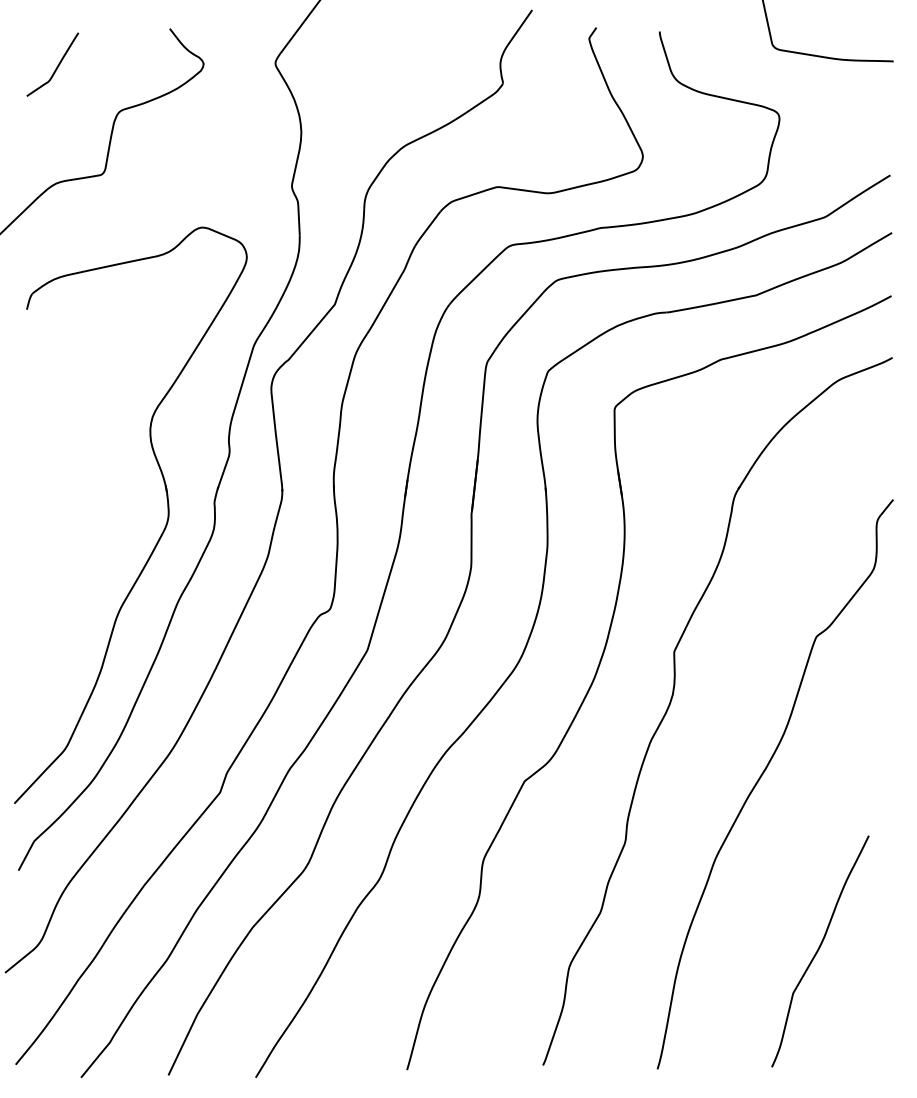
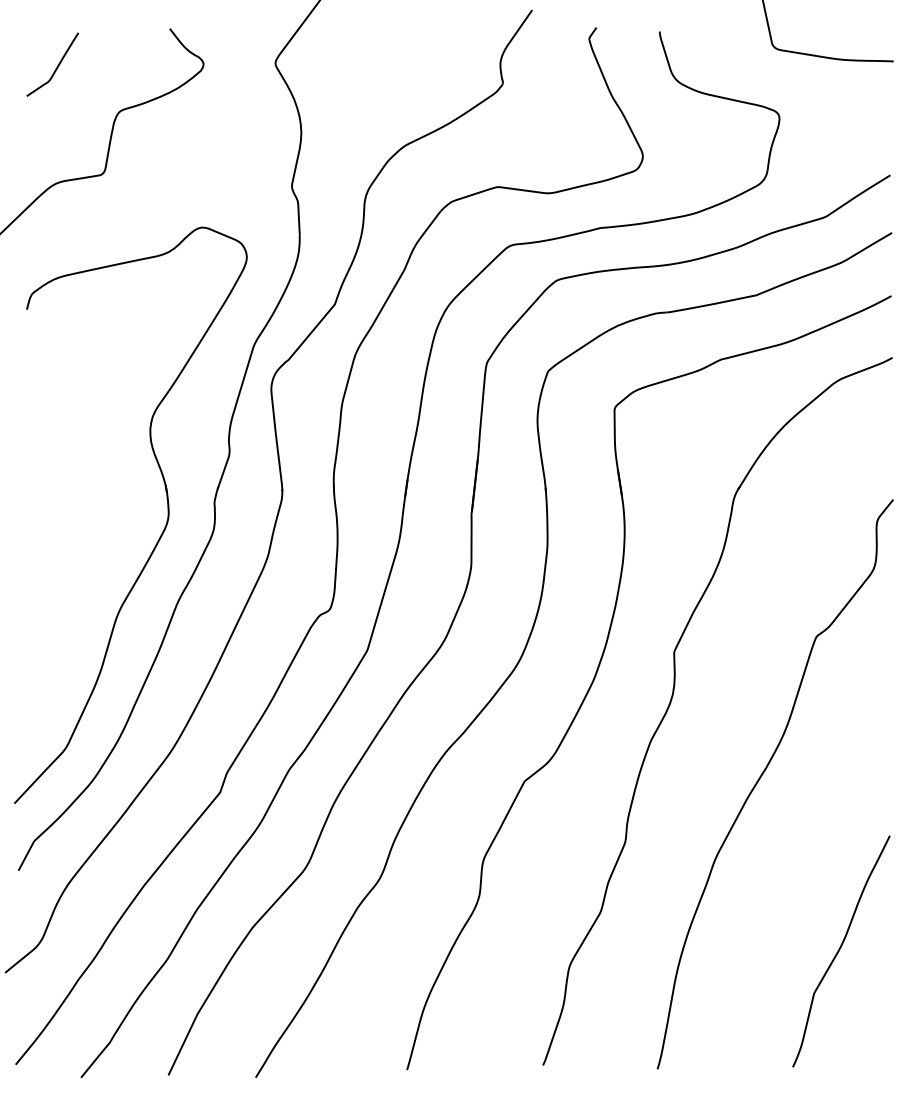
curve position: (818, 951) -> (839, 951) (839, 951)
